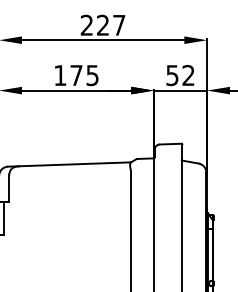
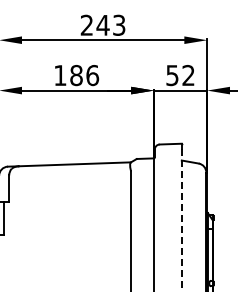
text: 227 -> 243 (110, 24)
text: 175 -> 186 (84, 75)
line: solid -> dashed (181, 220)
